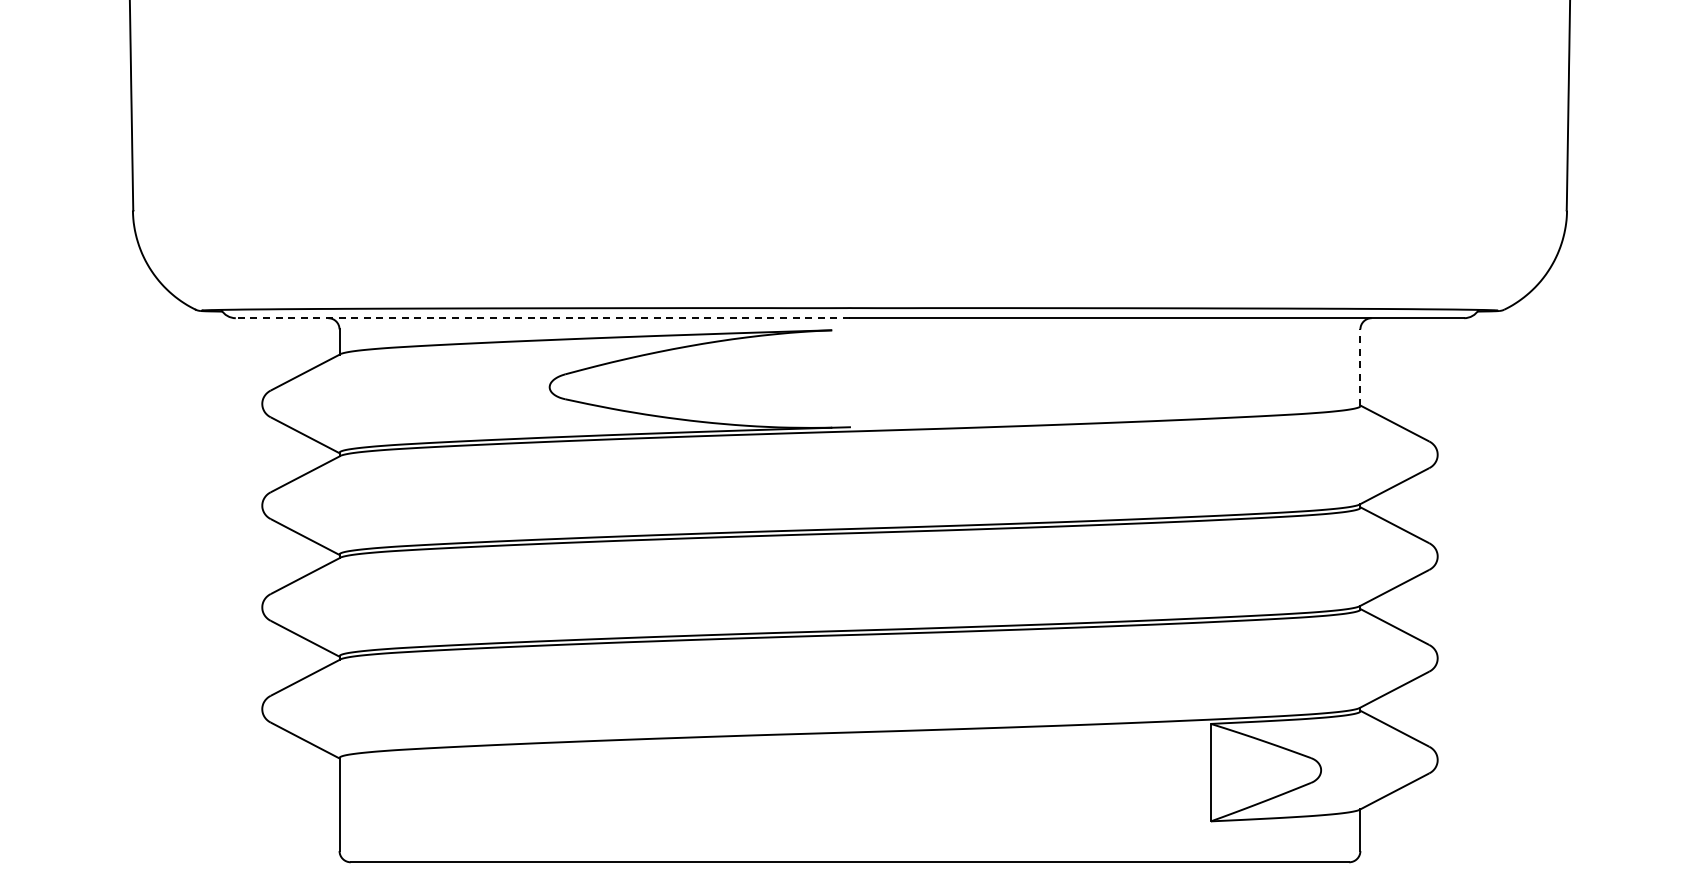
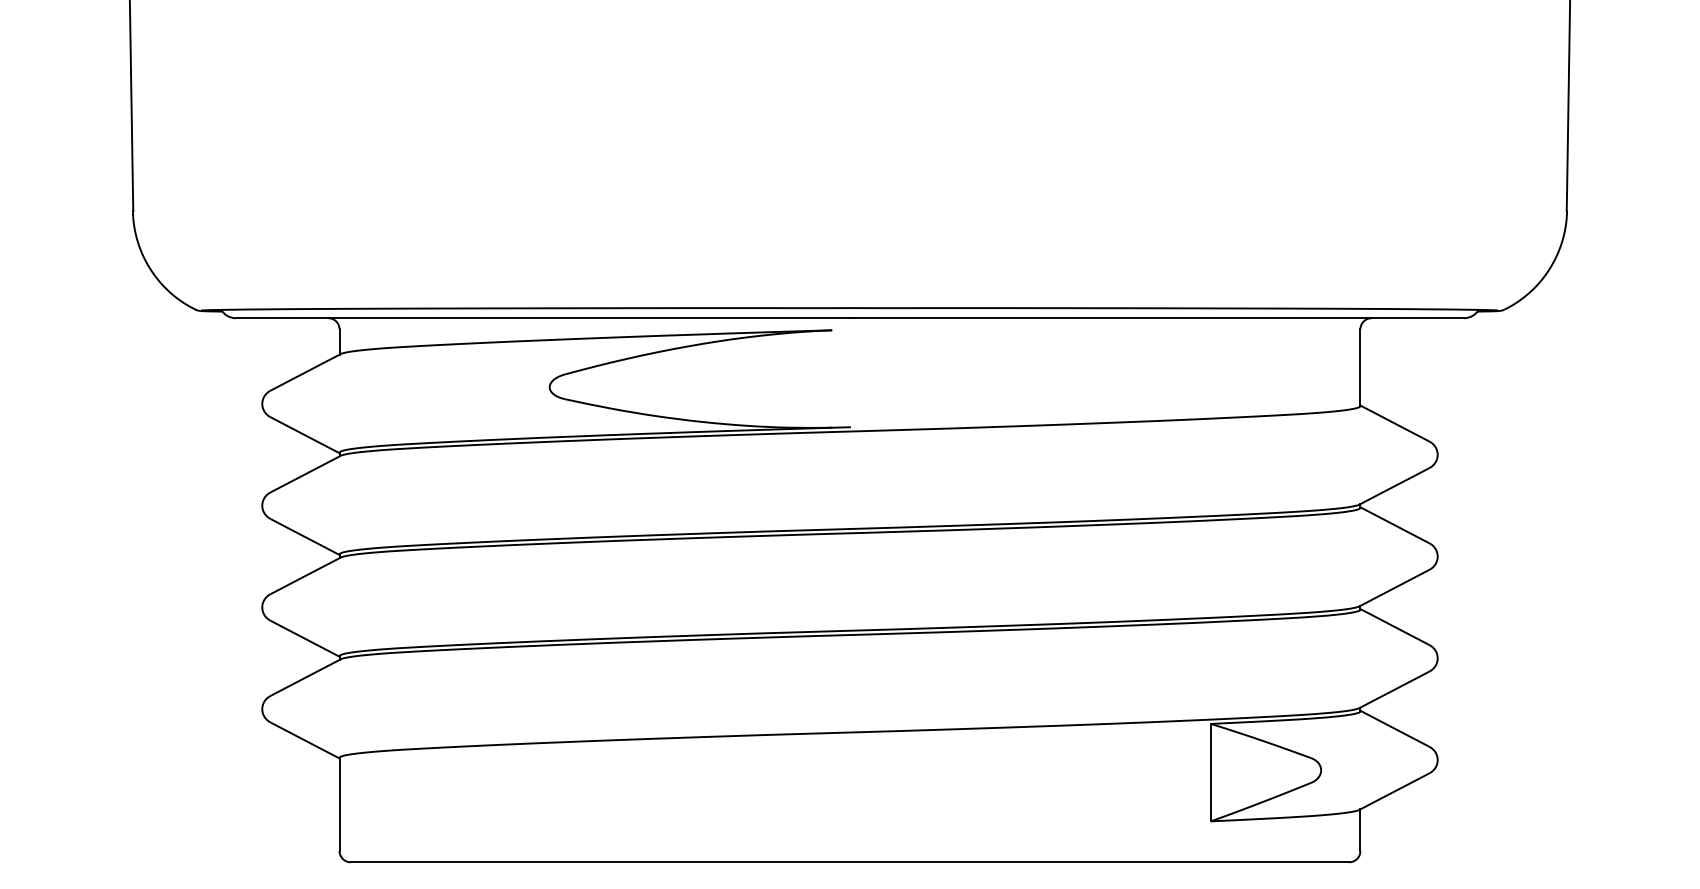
line: dashed -> solid (542, 318)
line: dashed -> solid (1360, 367)
